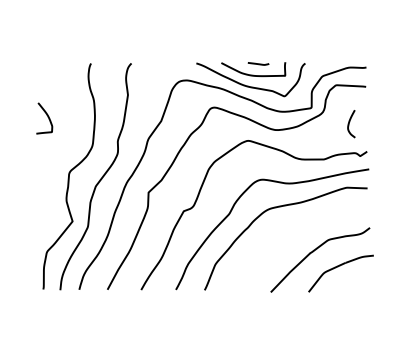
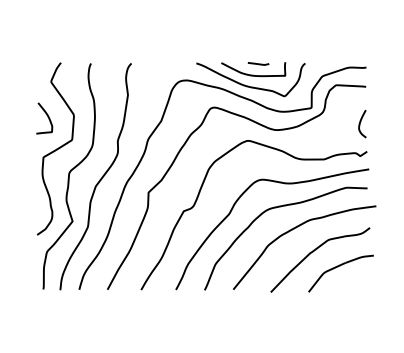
curve position: (349, 124) -> (360, 124) (360, 124)
curve: none -> present (56, 148)
curve: none -> present (294, 229)
